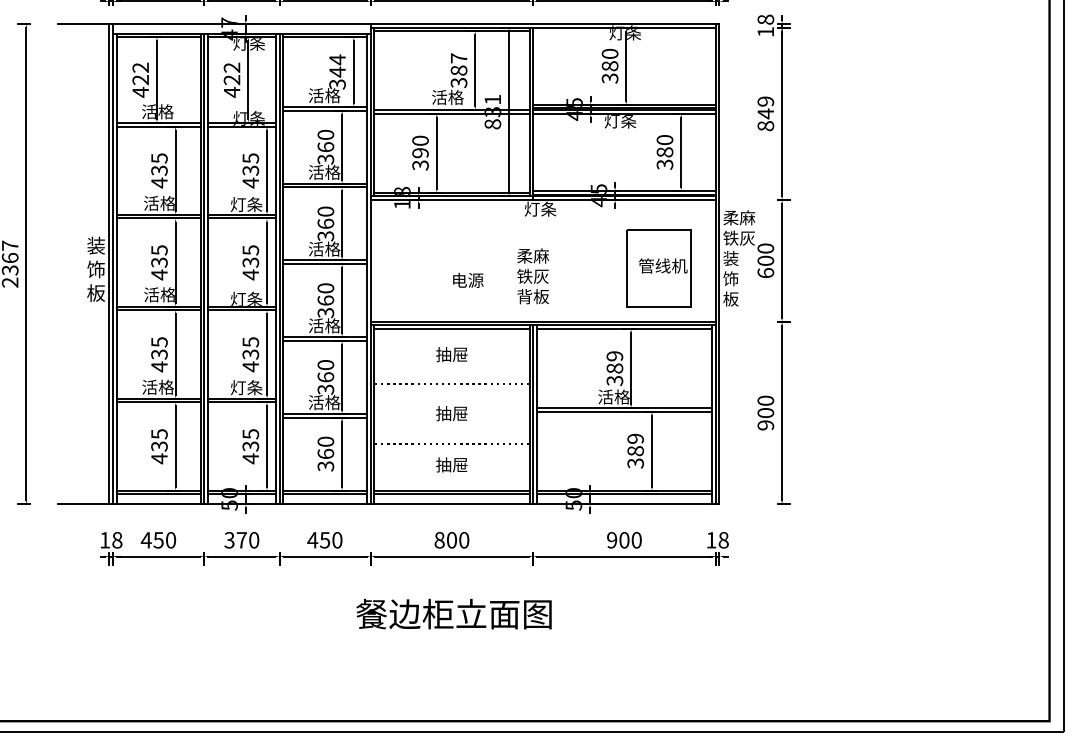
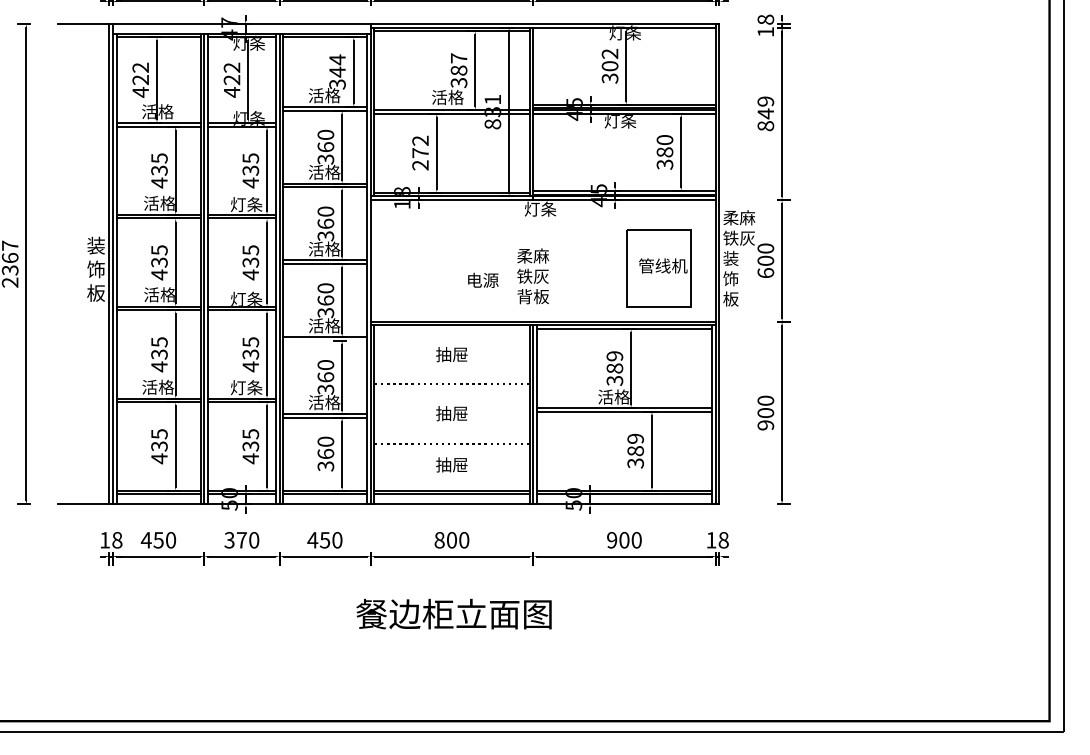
text: 380 -> 302 (609, 59)
text: 390 -> 272 (420, 152)
text position: (468, 279) -> (483, 279) (483, 279)
line: present -> none (451, 329)
line: present -> none (325, 340)
